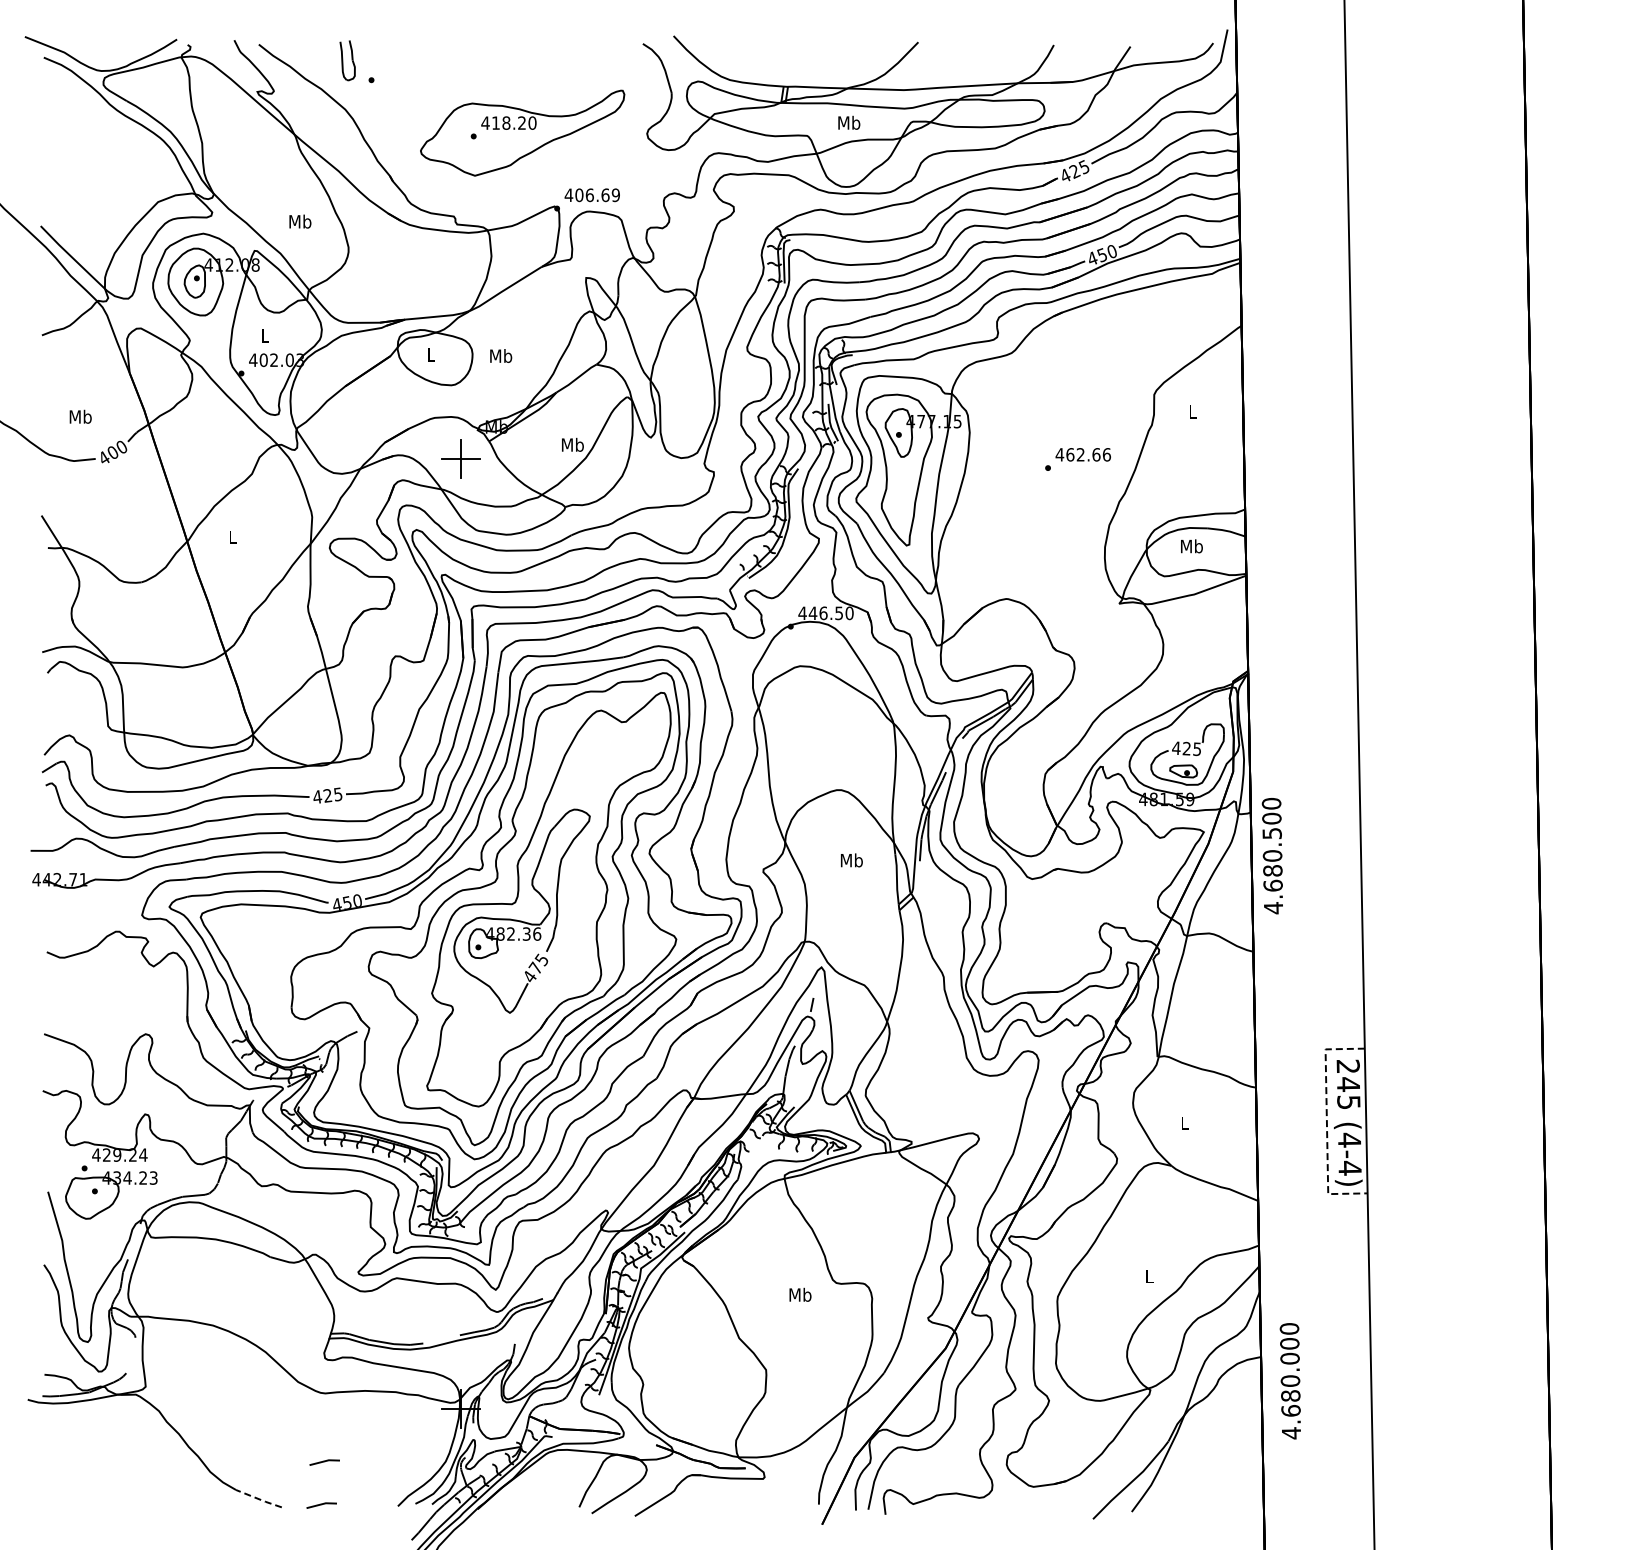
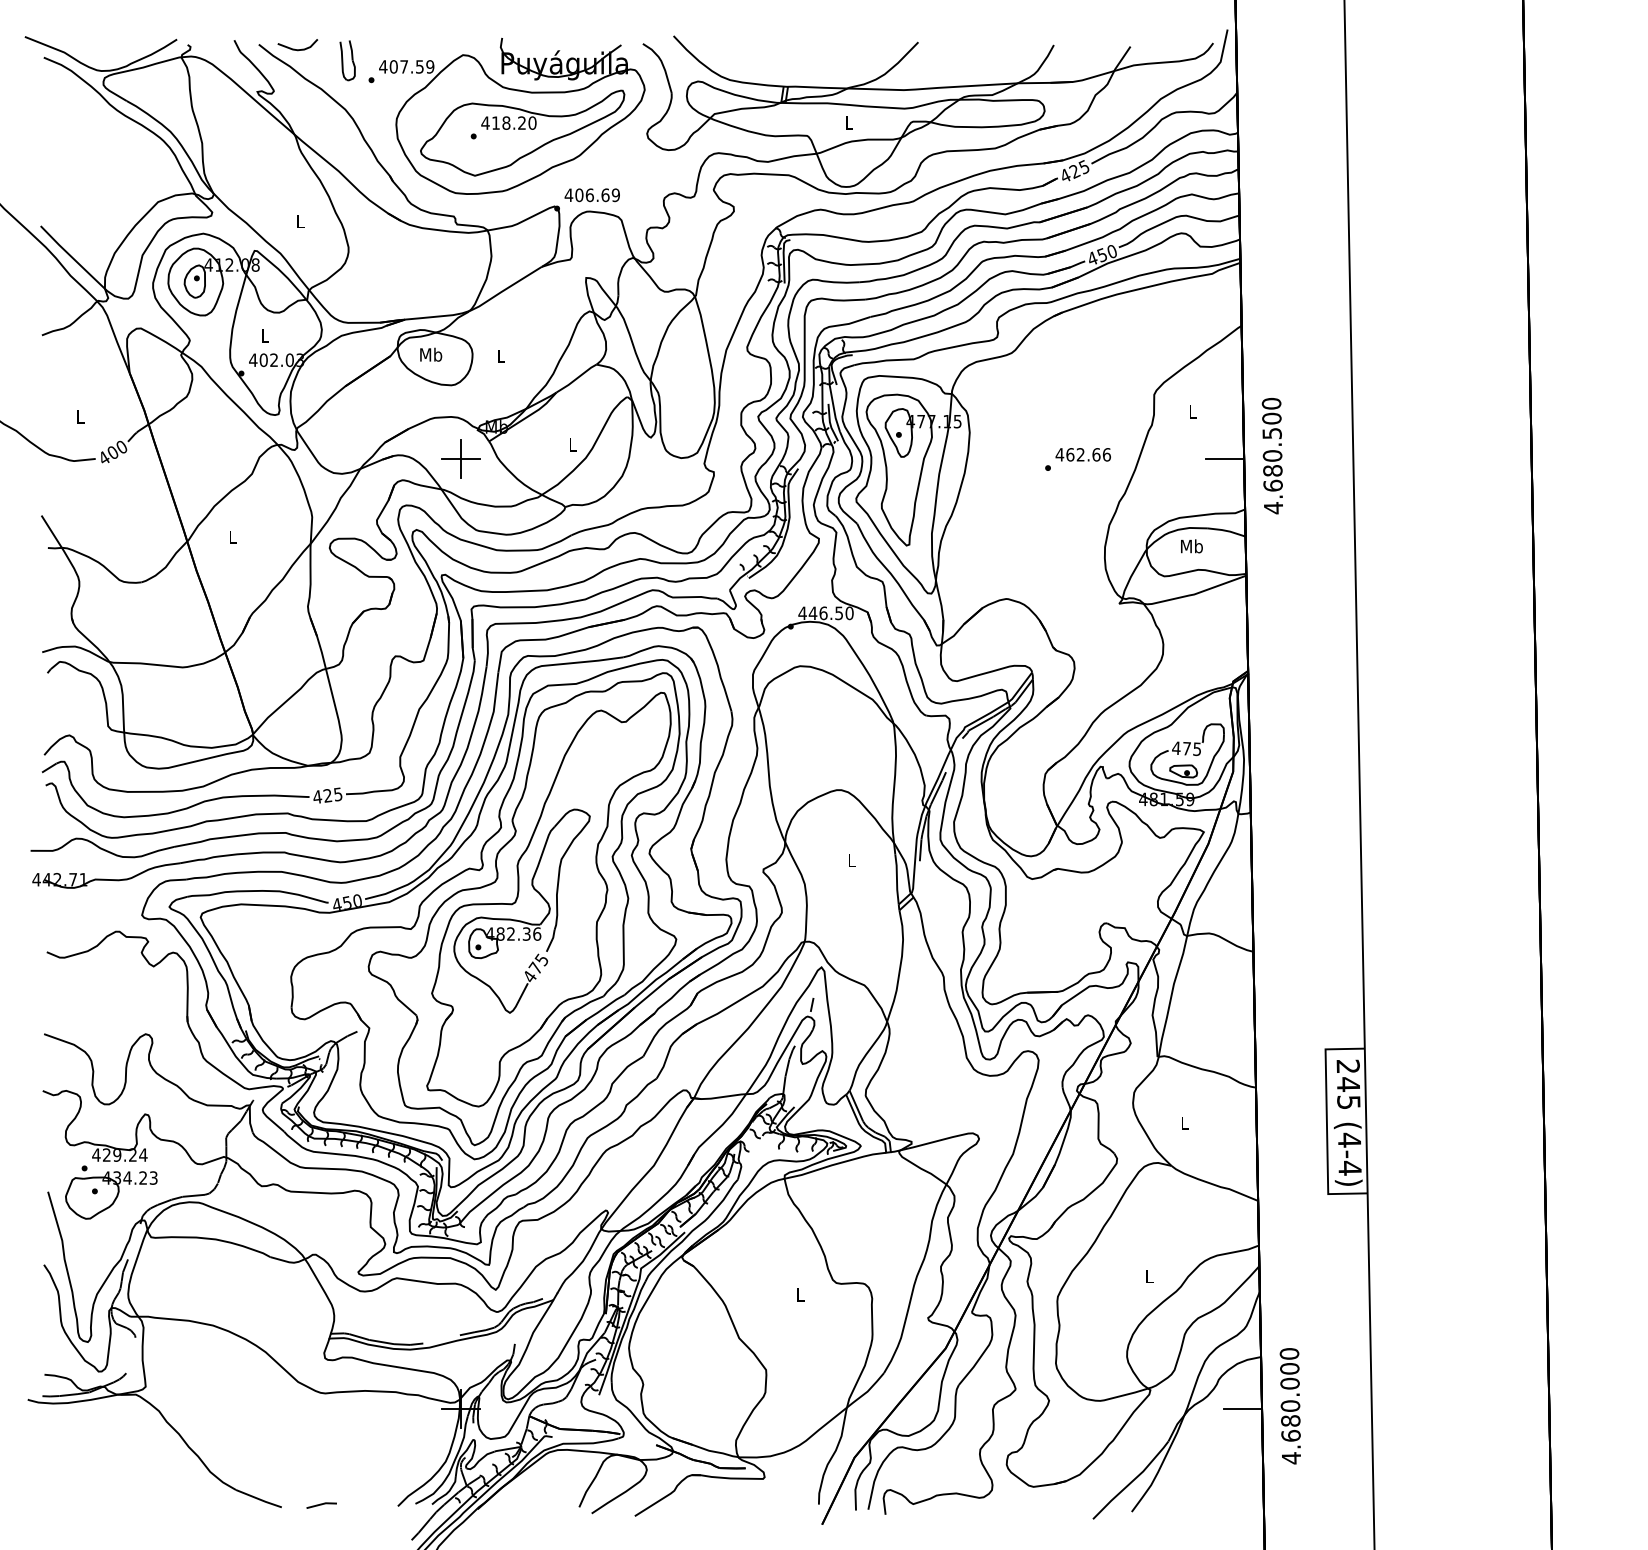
curve: none -> present (297, 49)
part: none -> present (512, 115)
text: Mb -> L (849, 122)
text: Mb -> L (300, 221)
text: L -> Mb (431, 354)
text: Mb -> L (501, 355)
text: Mb -> L (80, 416)
text: Mb -> L (572, 444)
line: none -> present (1225, 458)
text: 425 -> 475 (1186, 748)
text position: (1271, 856) -> (1271, 456) (1271, 456)
text: Mb -> L (851, 860)
line: dashed -> solid (1326, 1122)
text: Mb -> L (800, 1294)
text position: (1289, 1381) -> (1289, 1406) (1289, 1406)
line: none -> present (1243, 1408)
line: present -> none (324, 1462)
line: dashed -> solid (258, 1499)
